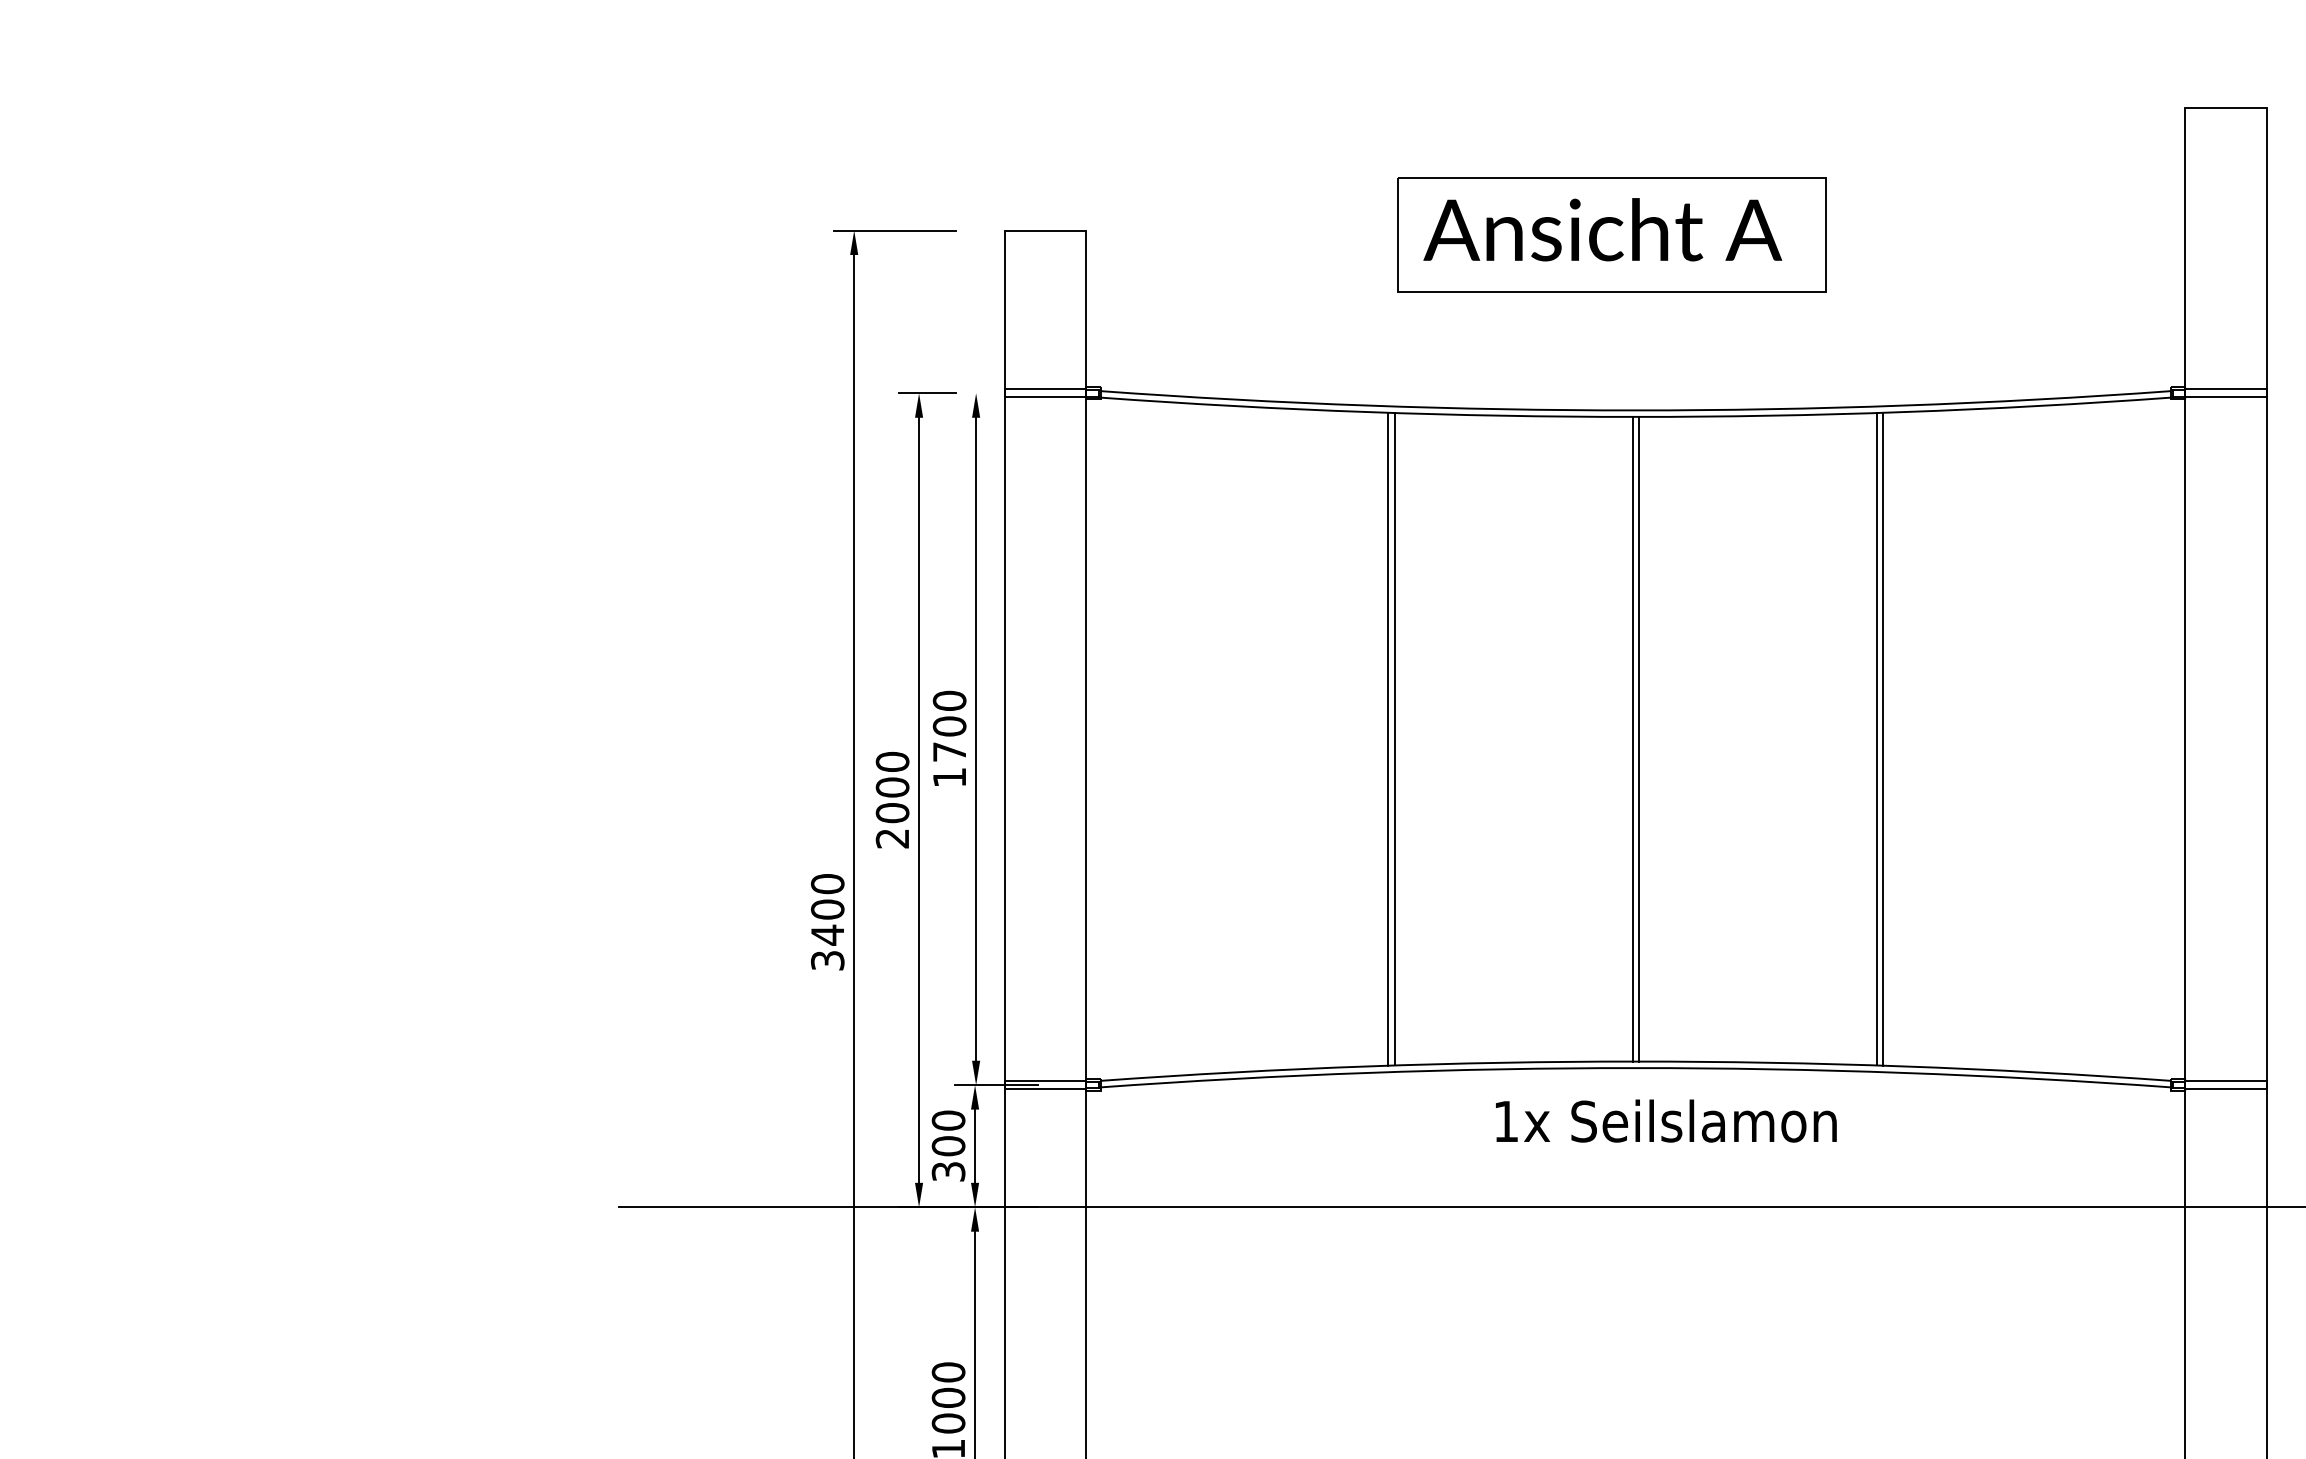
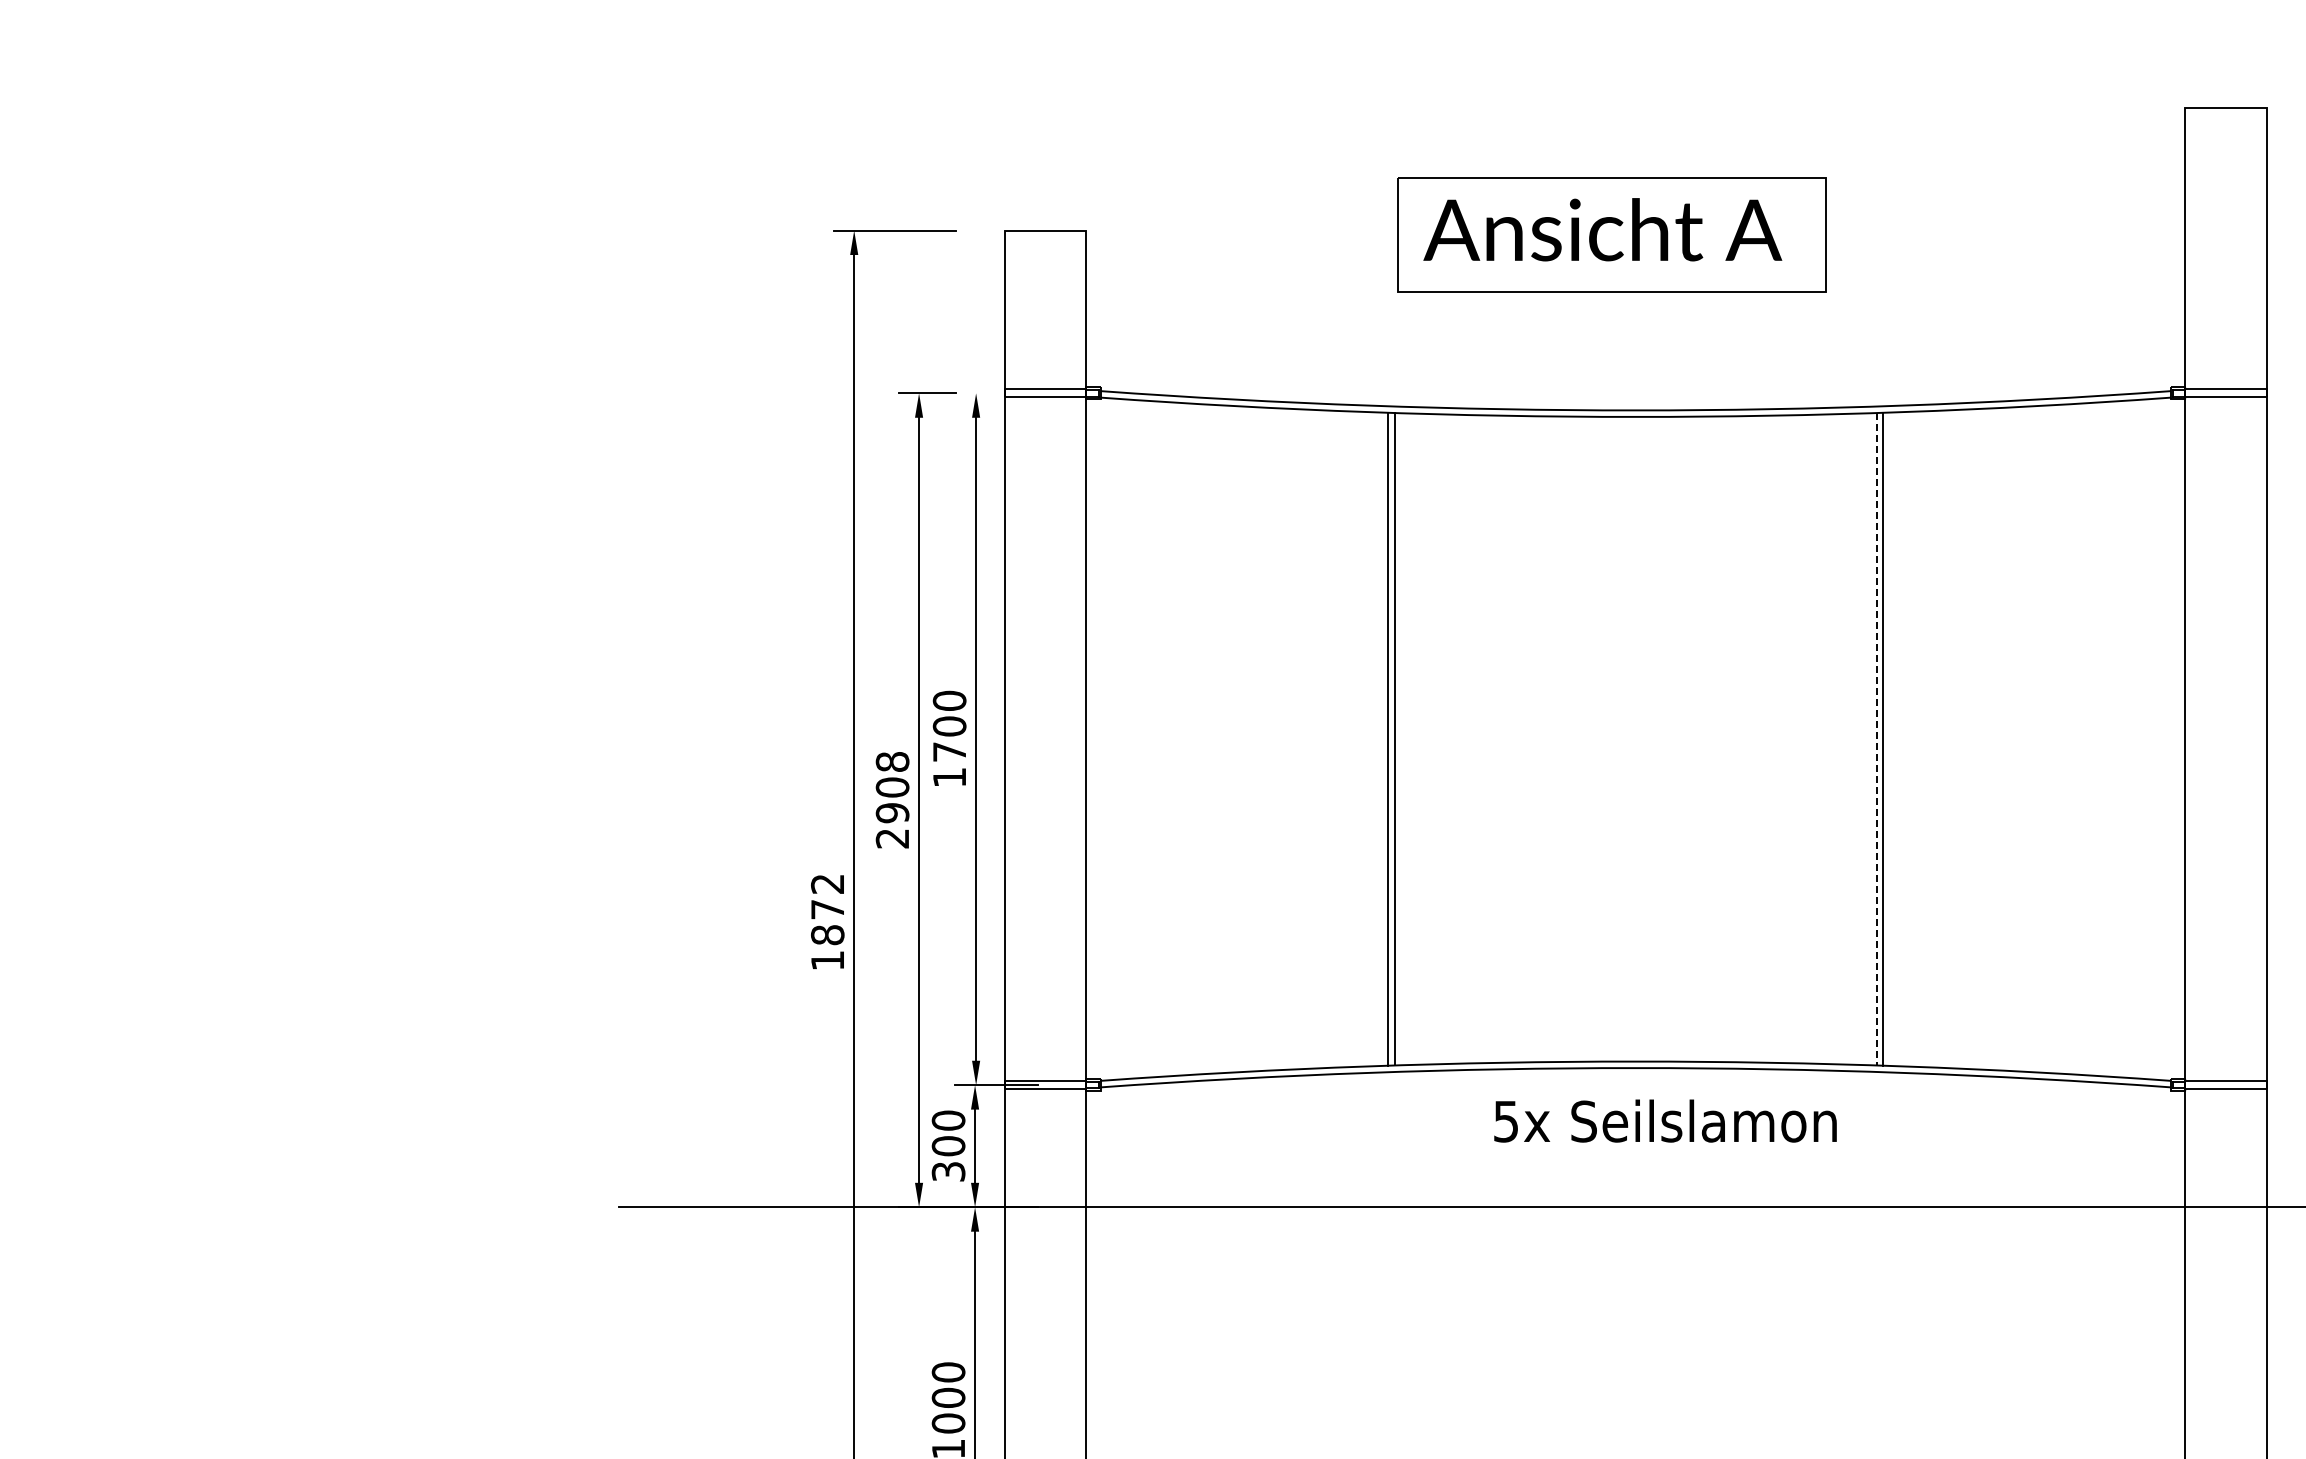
line: present -> none (1632, 738)
line: present -> none (1639, 738)
line: solid -> dashed (1876, 739)
text: 2000 -> 2908 (892, 787)
text: 3400 -> 1872 (827, 922)
text: 1x -> 5x (1505, 1121)
